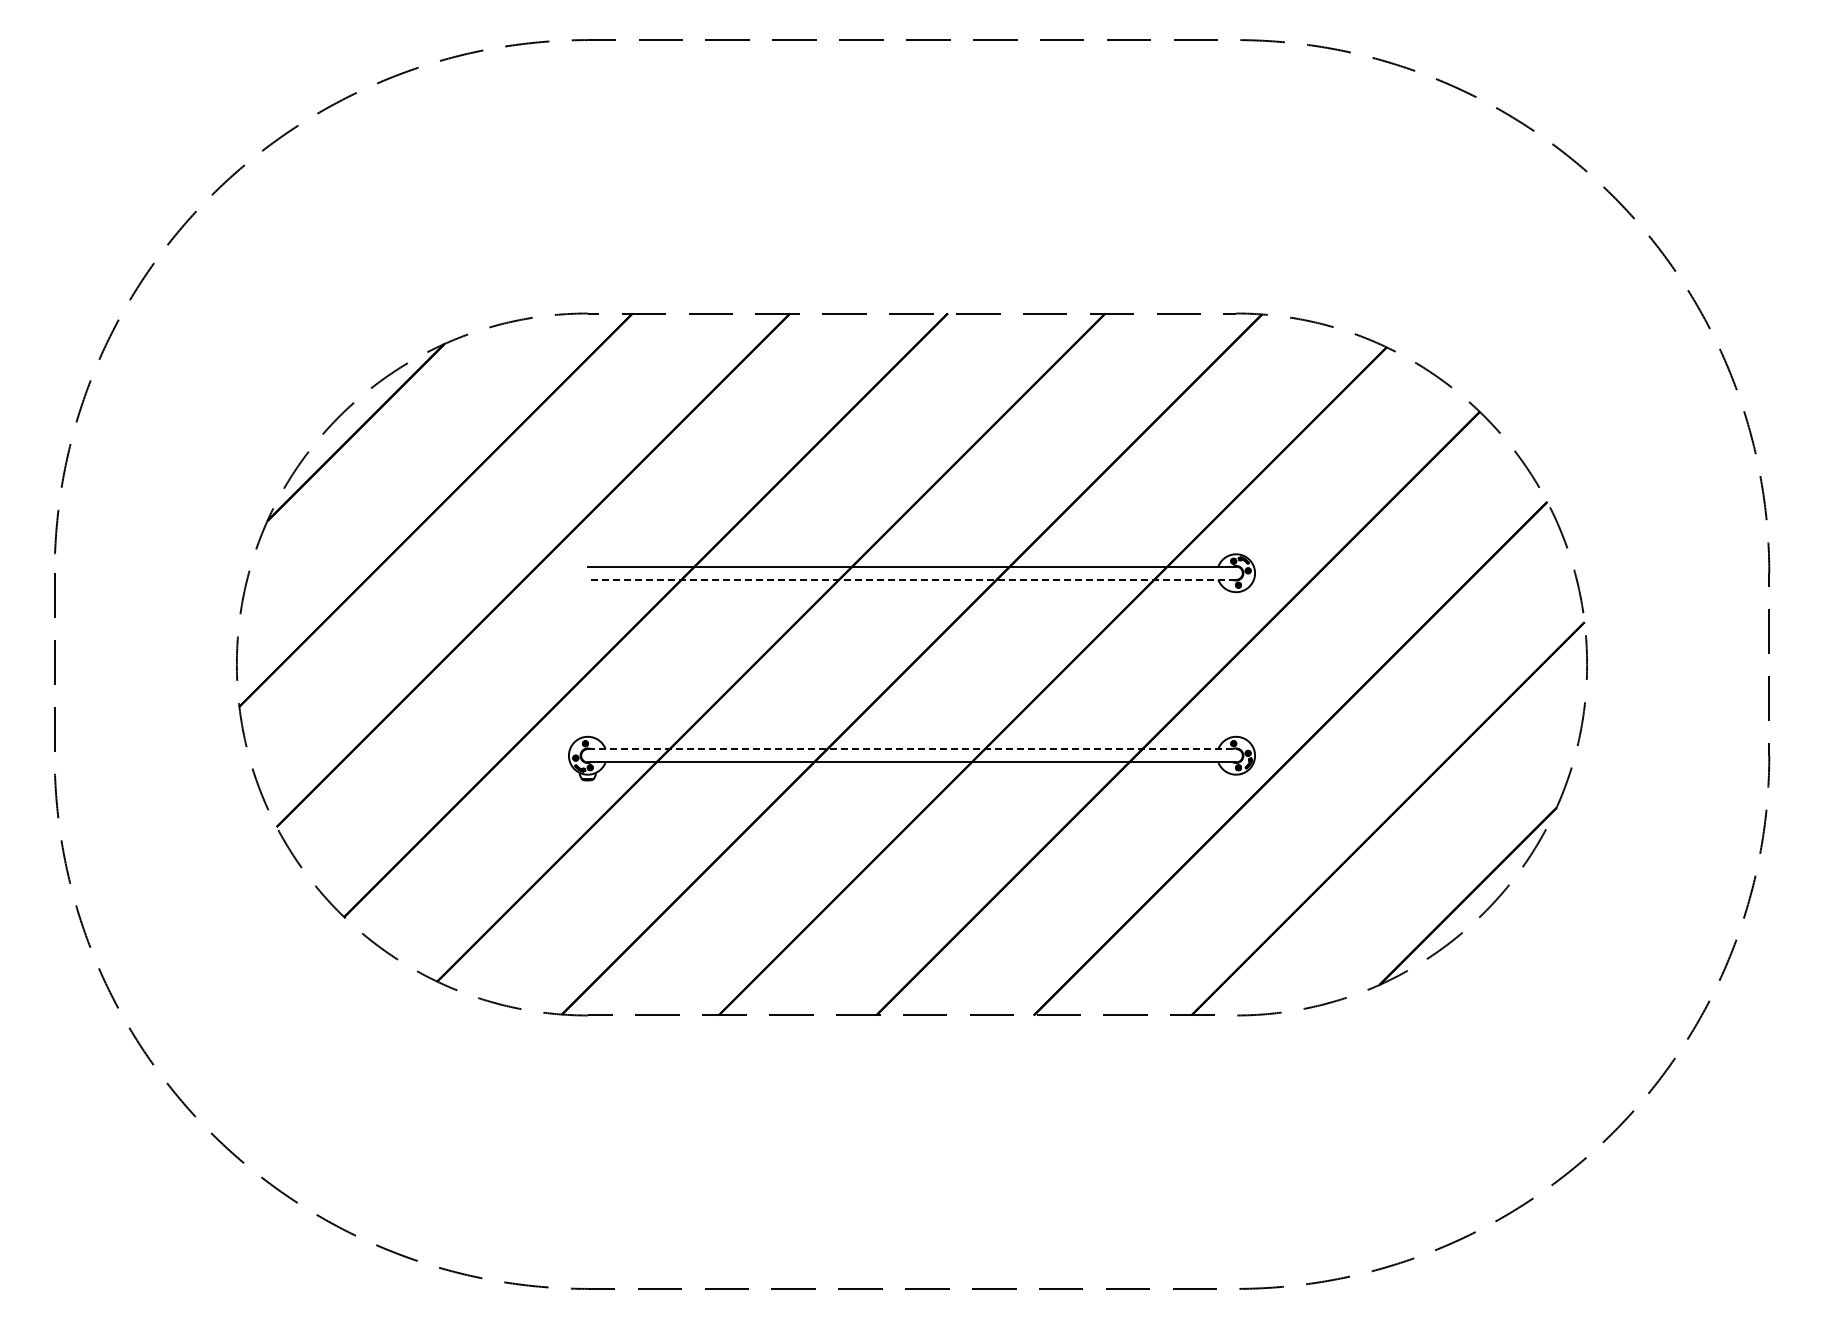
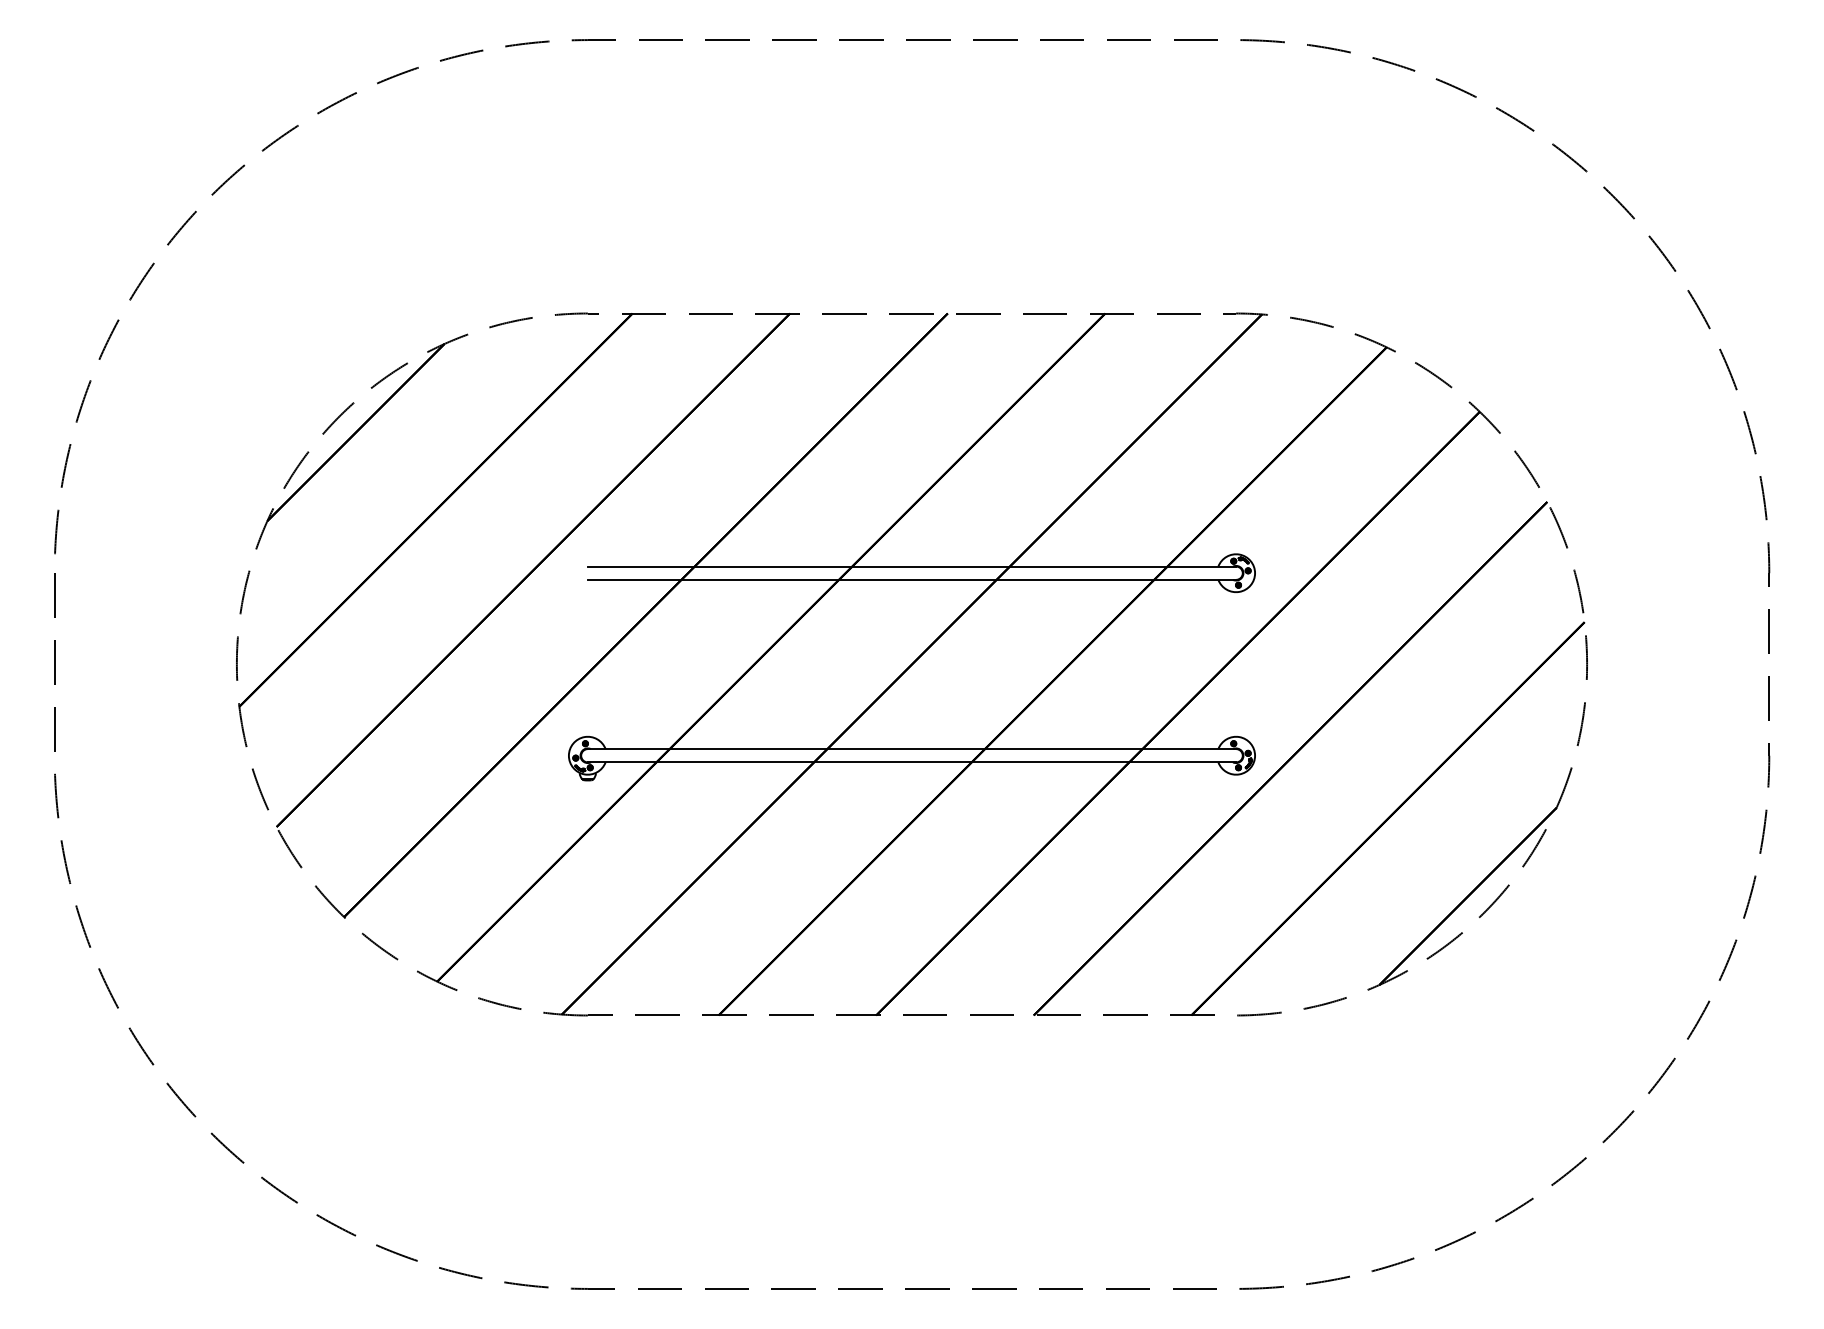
line: dashed -> solid (911, 579)
line: dashed -> solid (912, 749)
